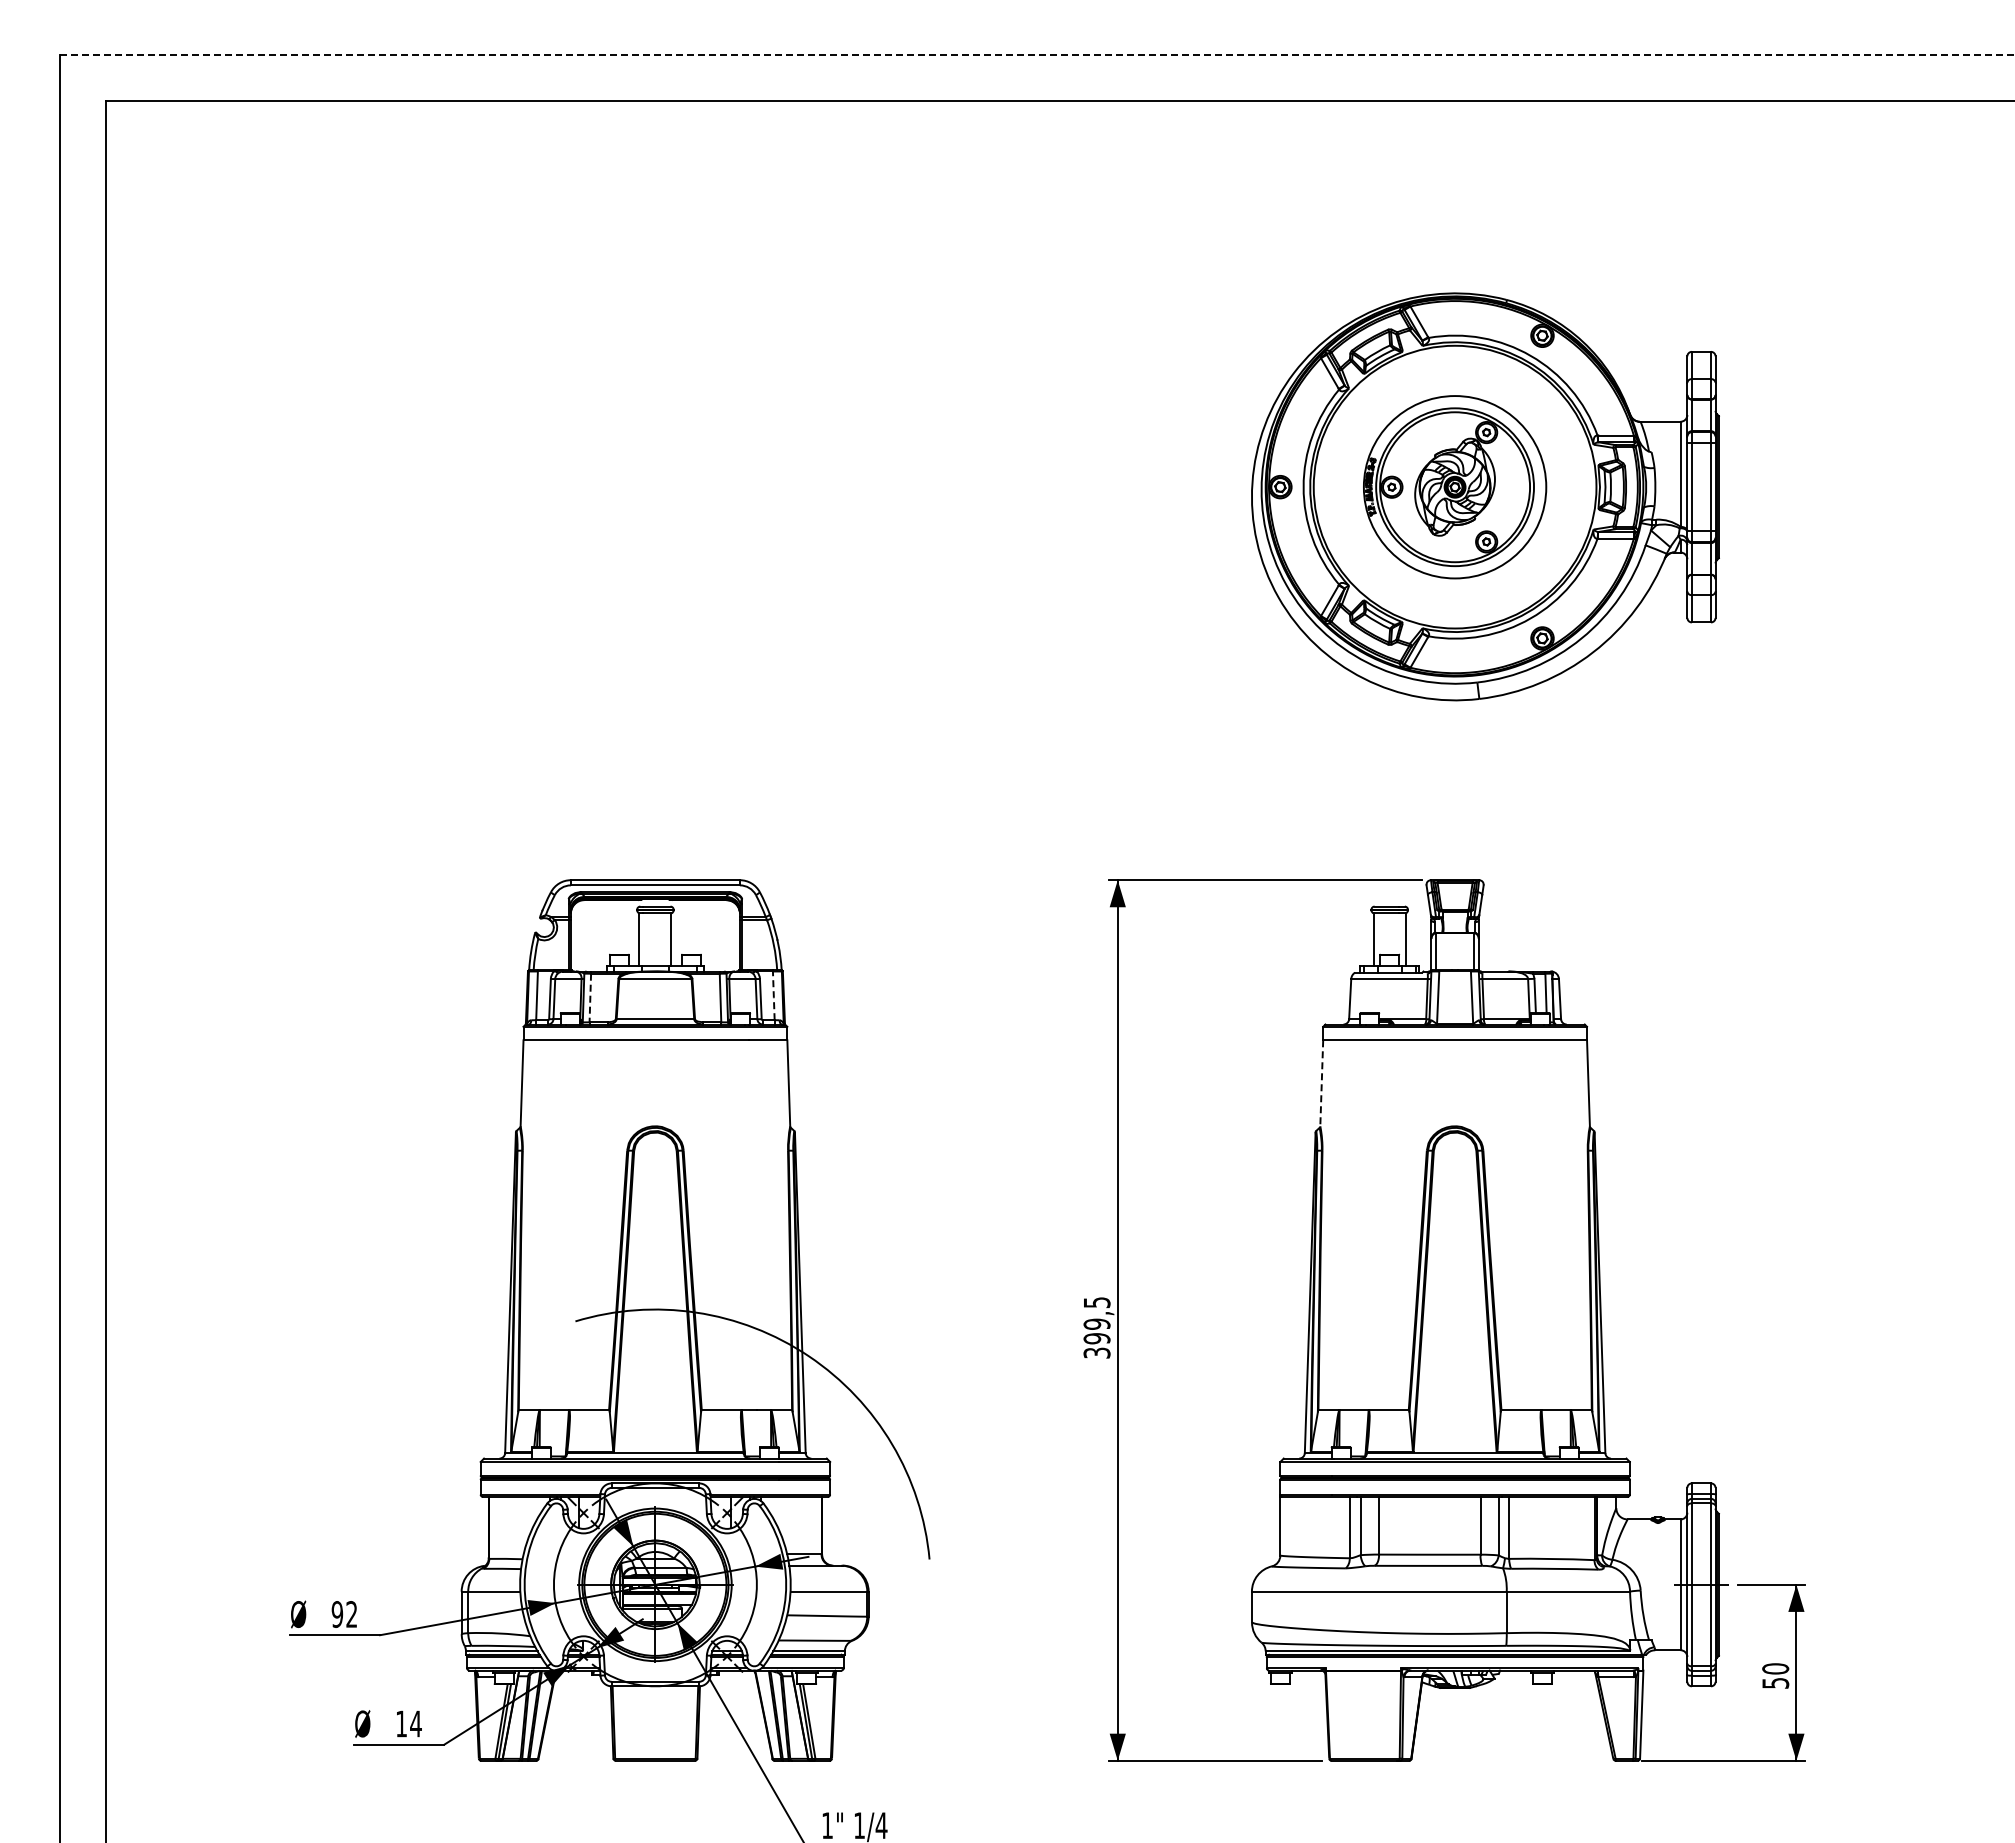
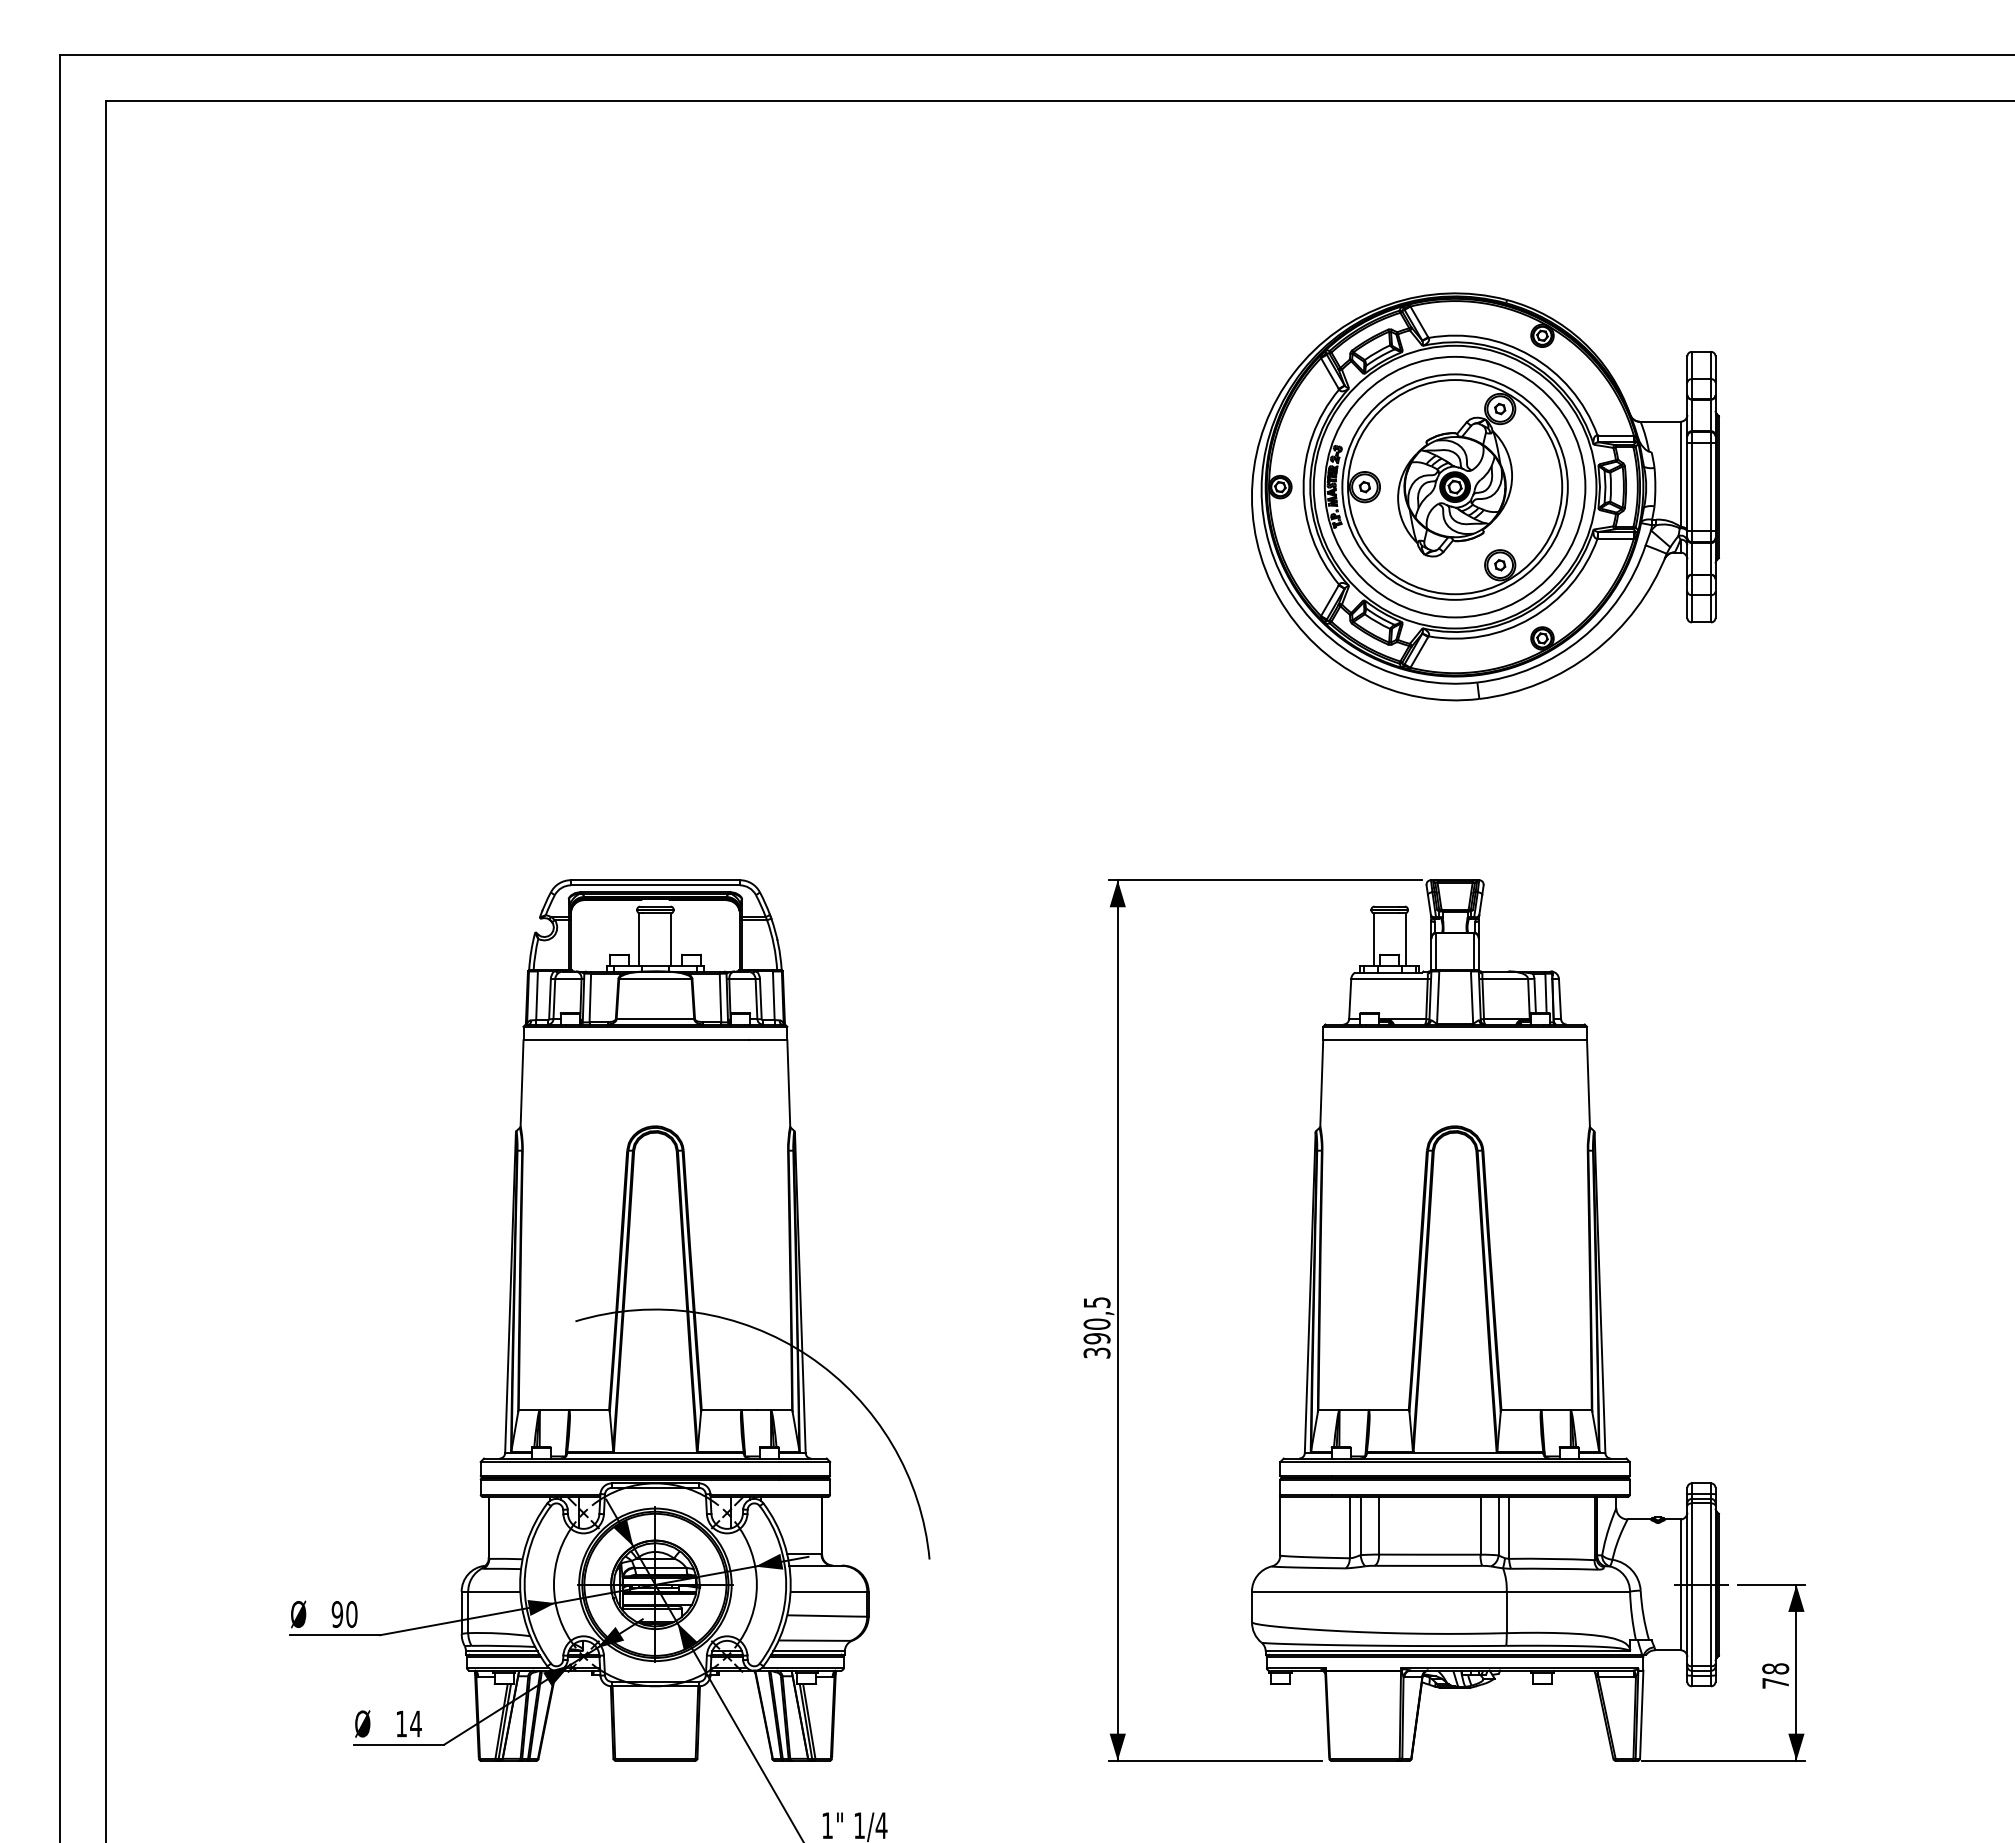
line: dashed -> solid (1037, 55)
part size: 185x185 px -> 264x263 px (1454, 487)
line: dashed -> solid (773, 995)
line: dashed -> solid (590, 998)
line: dashed -> solid (1321, 1083)
text: 399,5 -> 390,5 (1096, 1323)
text: 92 -> 90 (351, 1614)
text: 50 -> 78 (1775, 1675)
